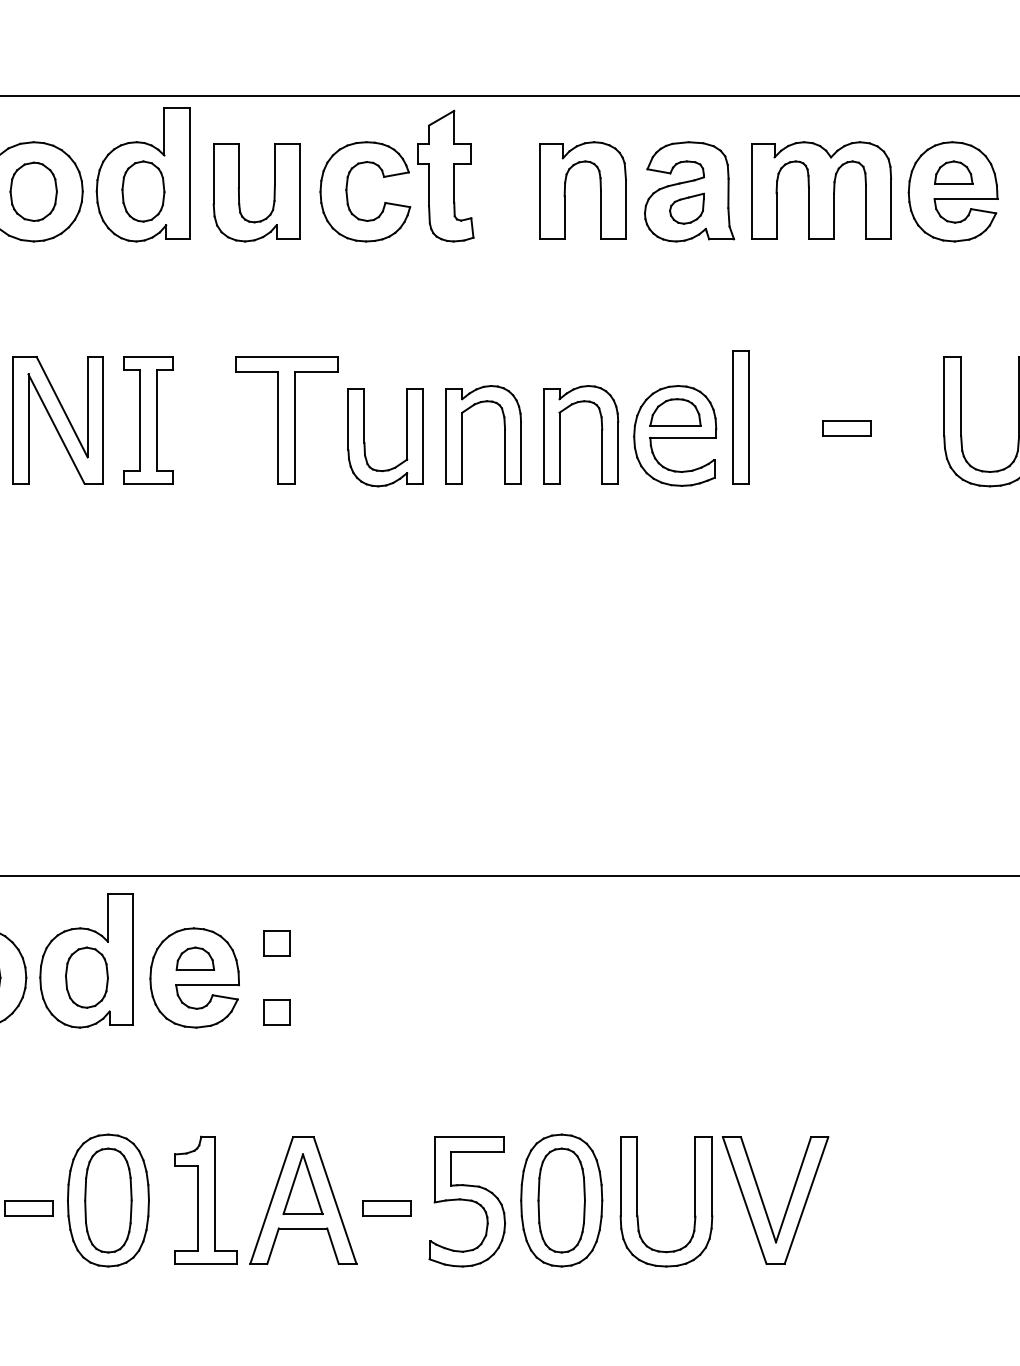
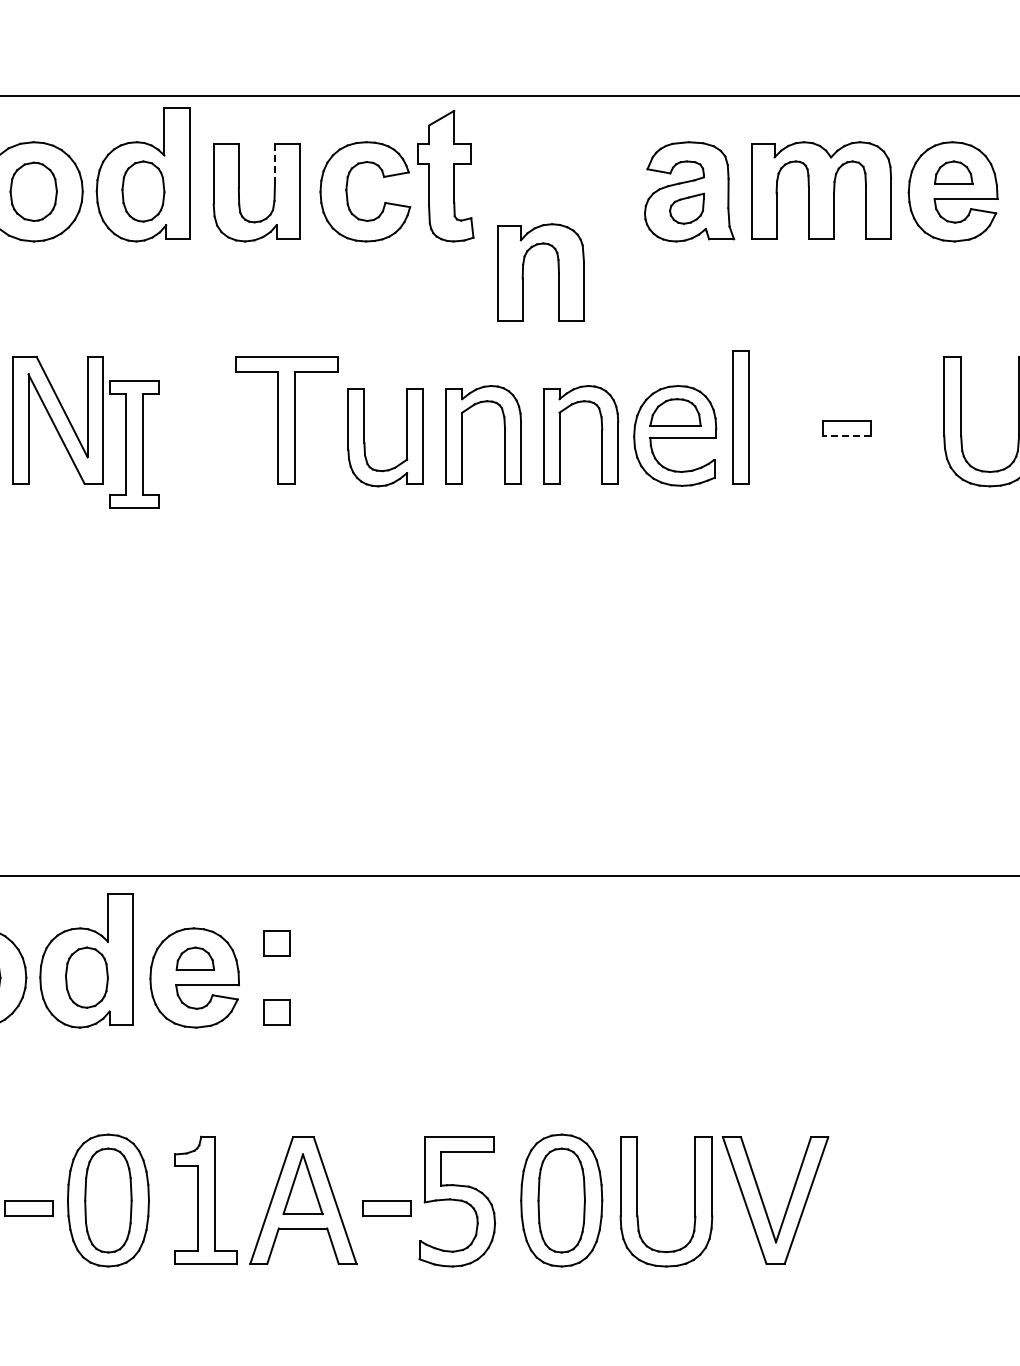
line: solid -> dashed (274, 163)
part position: (565, 190) -> (523, 272) (523, 272)
part position: (148, 420) -> (134, 444) (134, 444)
line: solid -> dashed (846, 435)
part position: (466, 1201) -> (456, 1201) (456, 1201)
